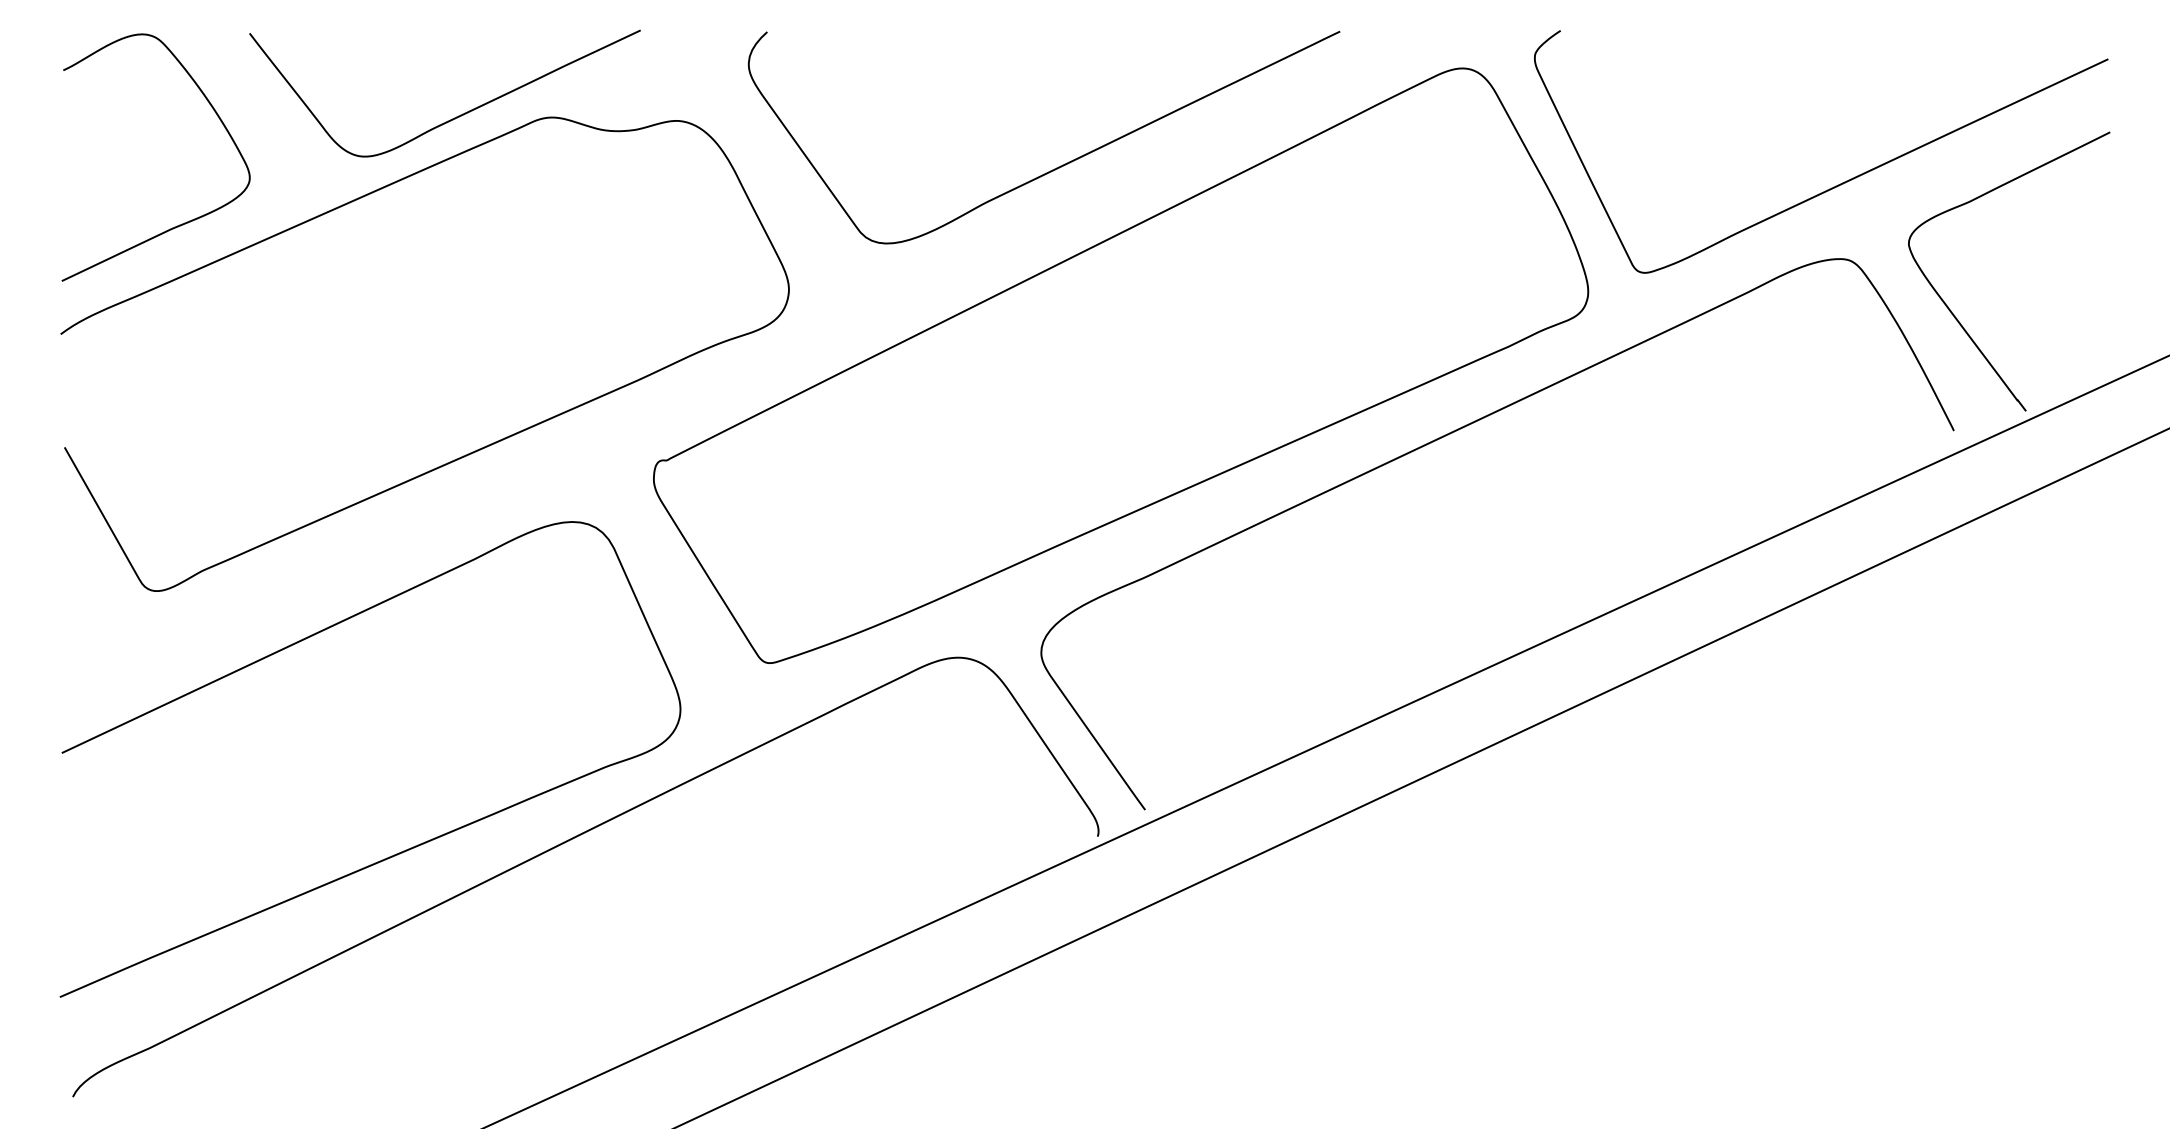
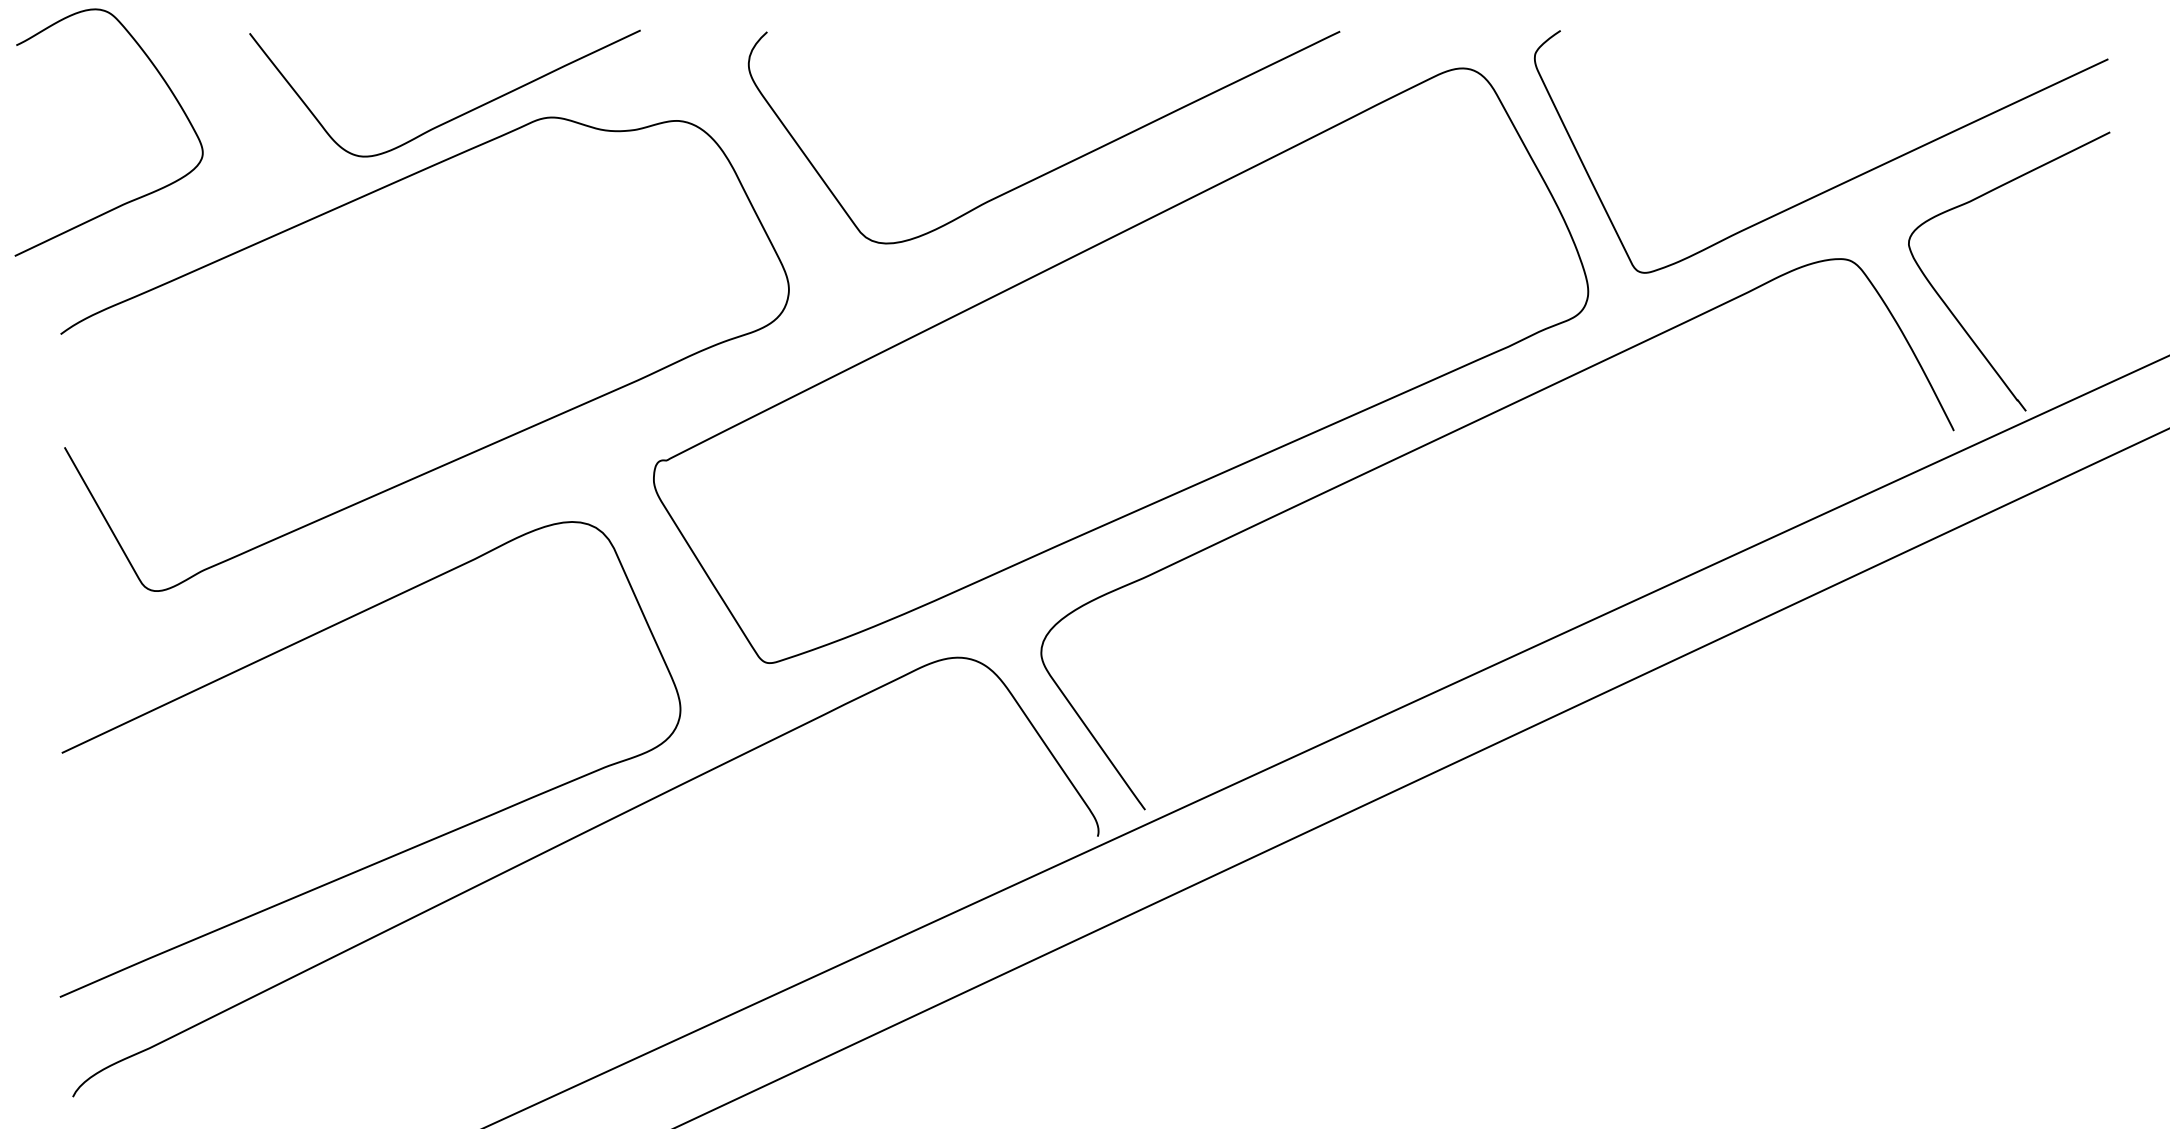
curve position: (179, 224) -> (132, 199) (132, 199)
